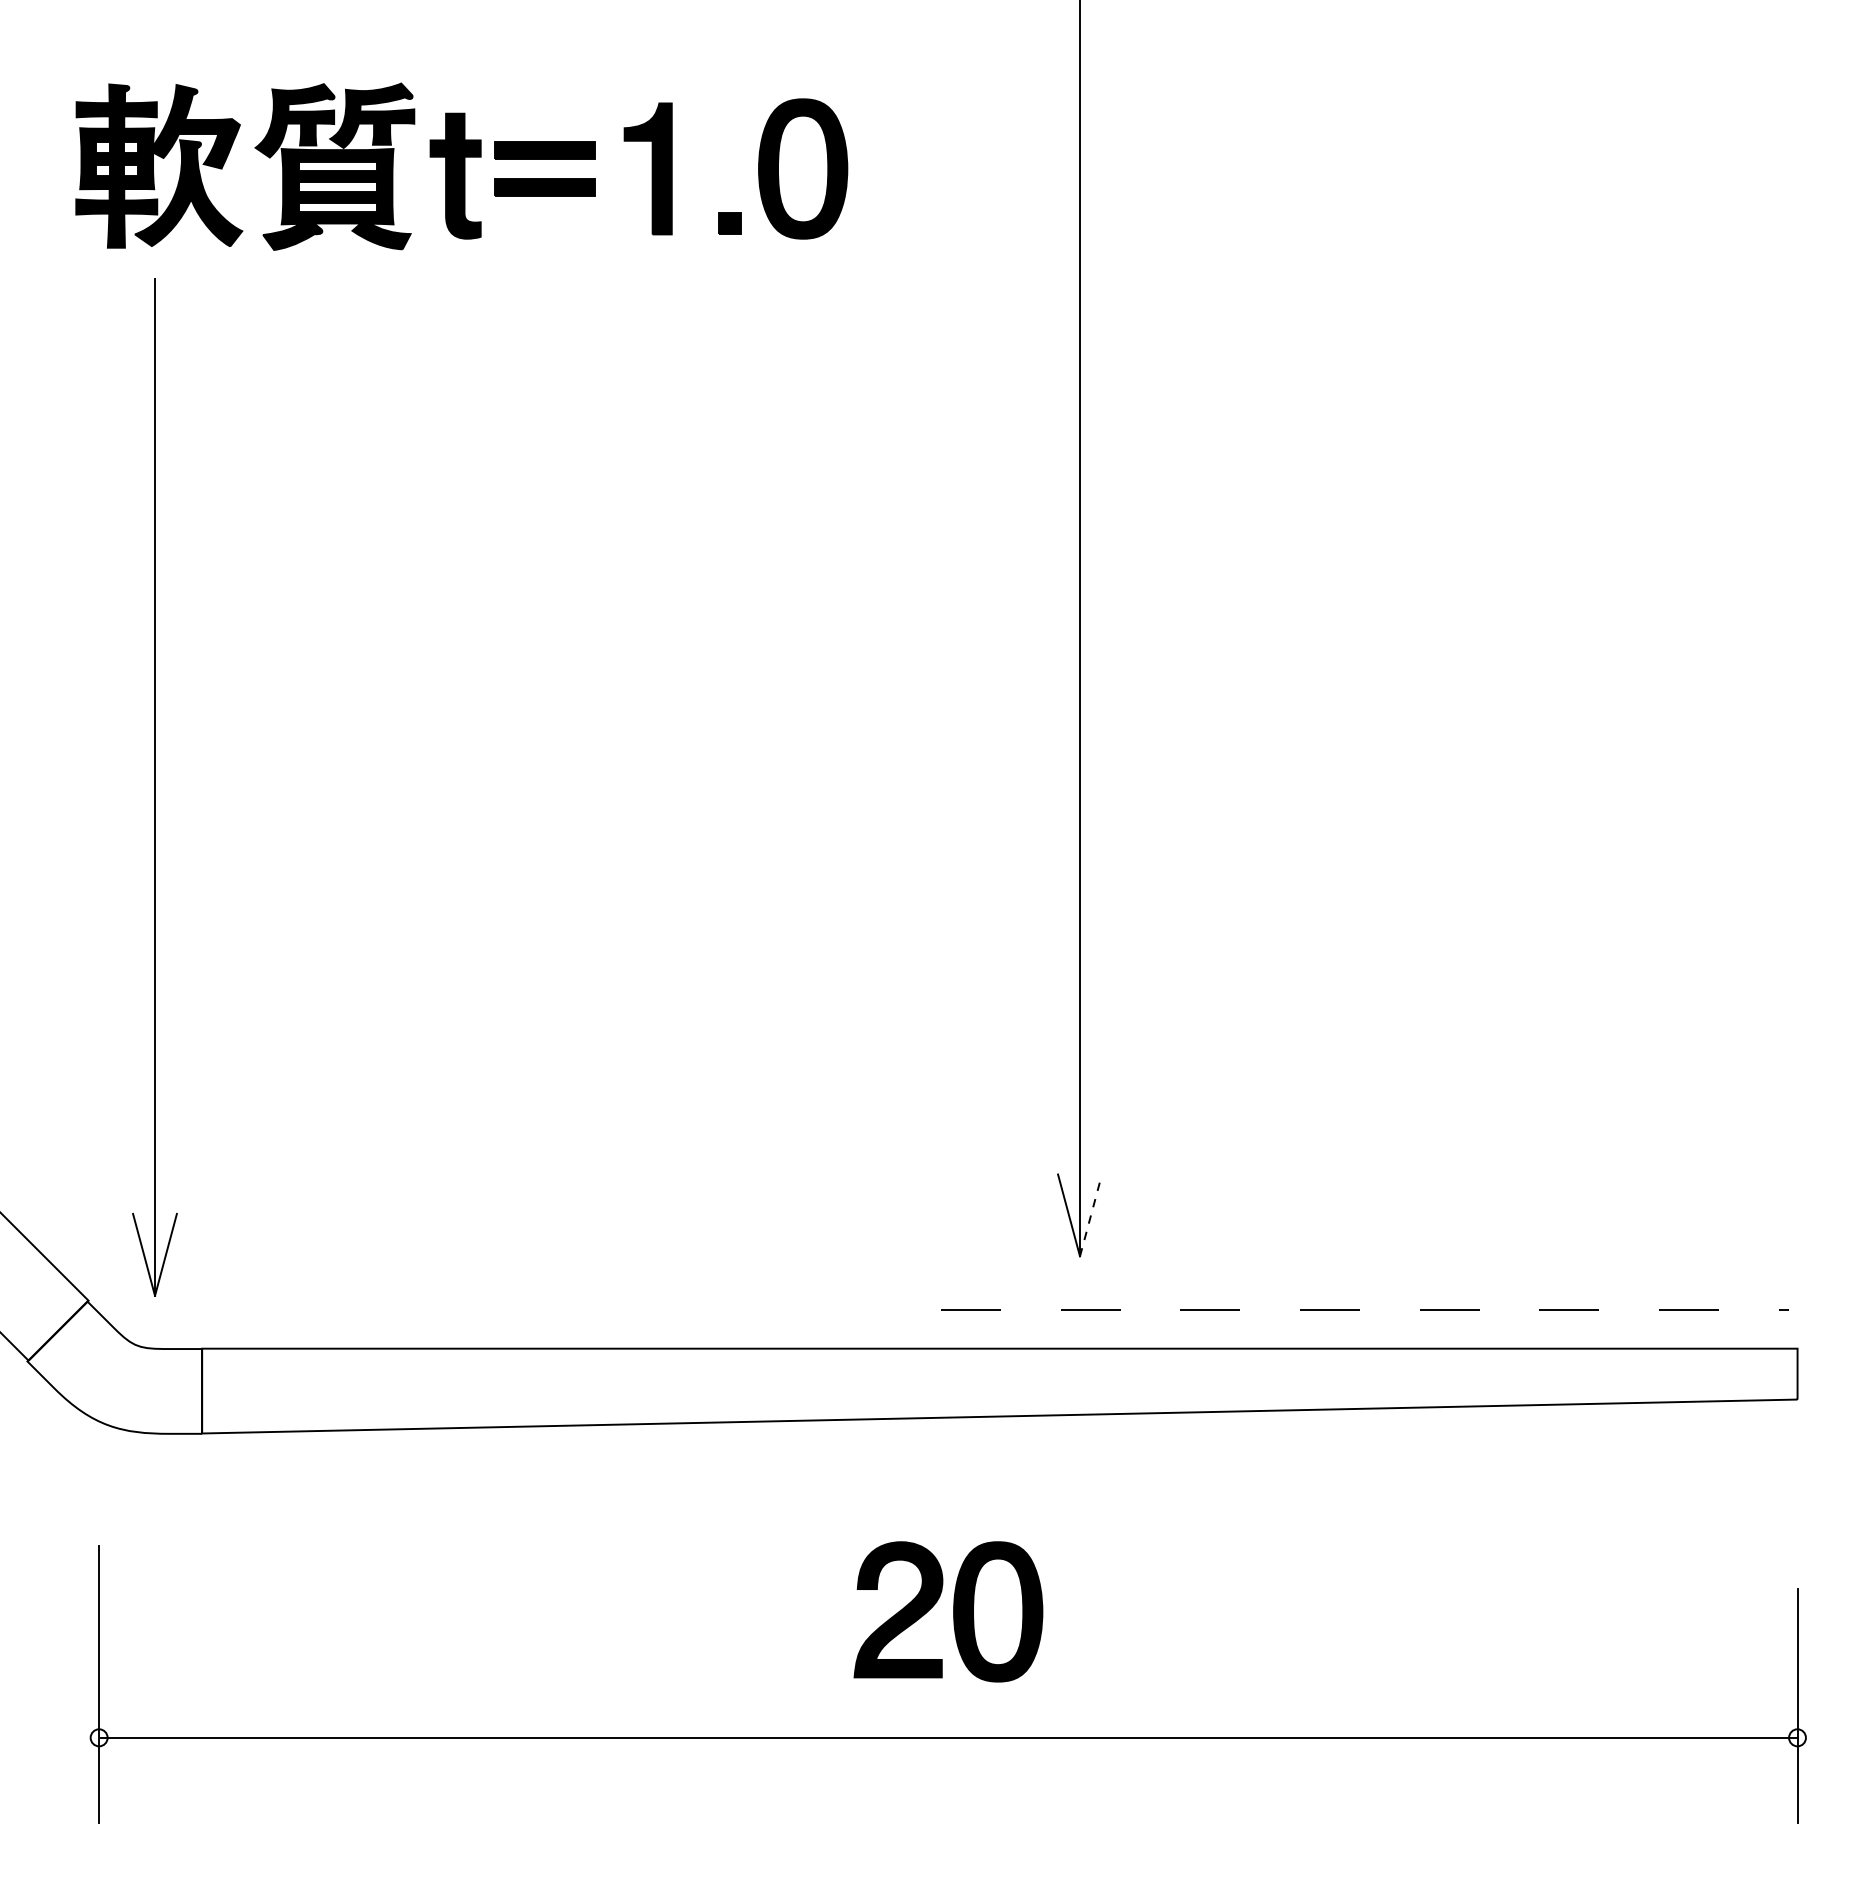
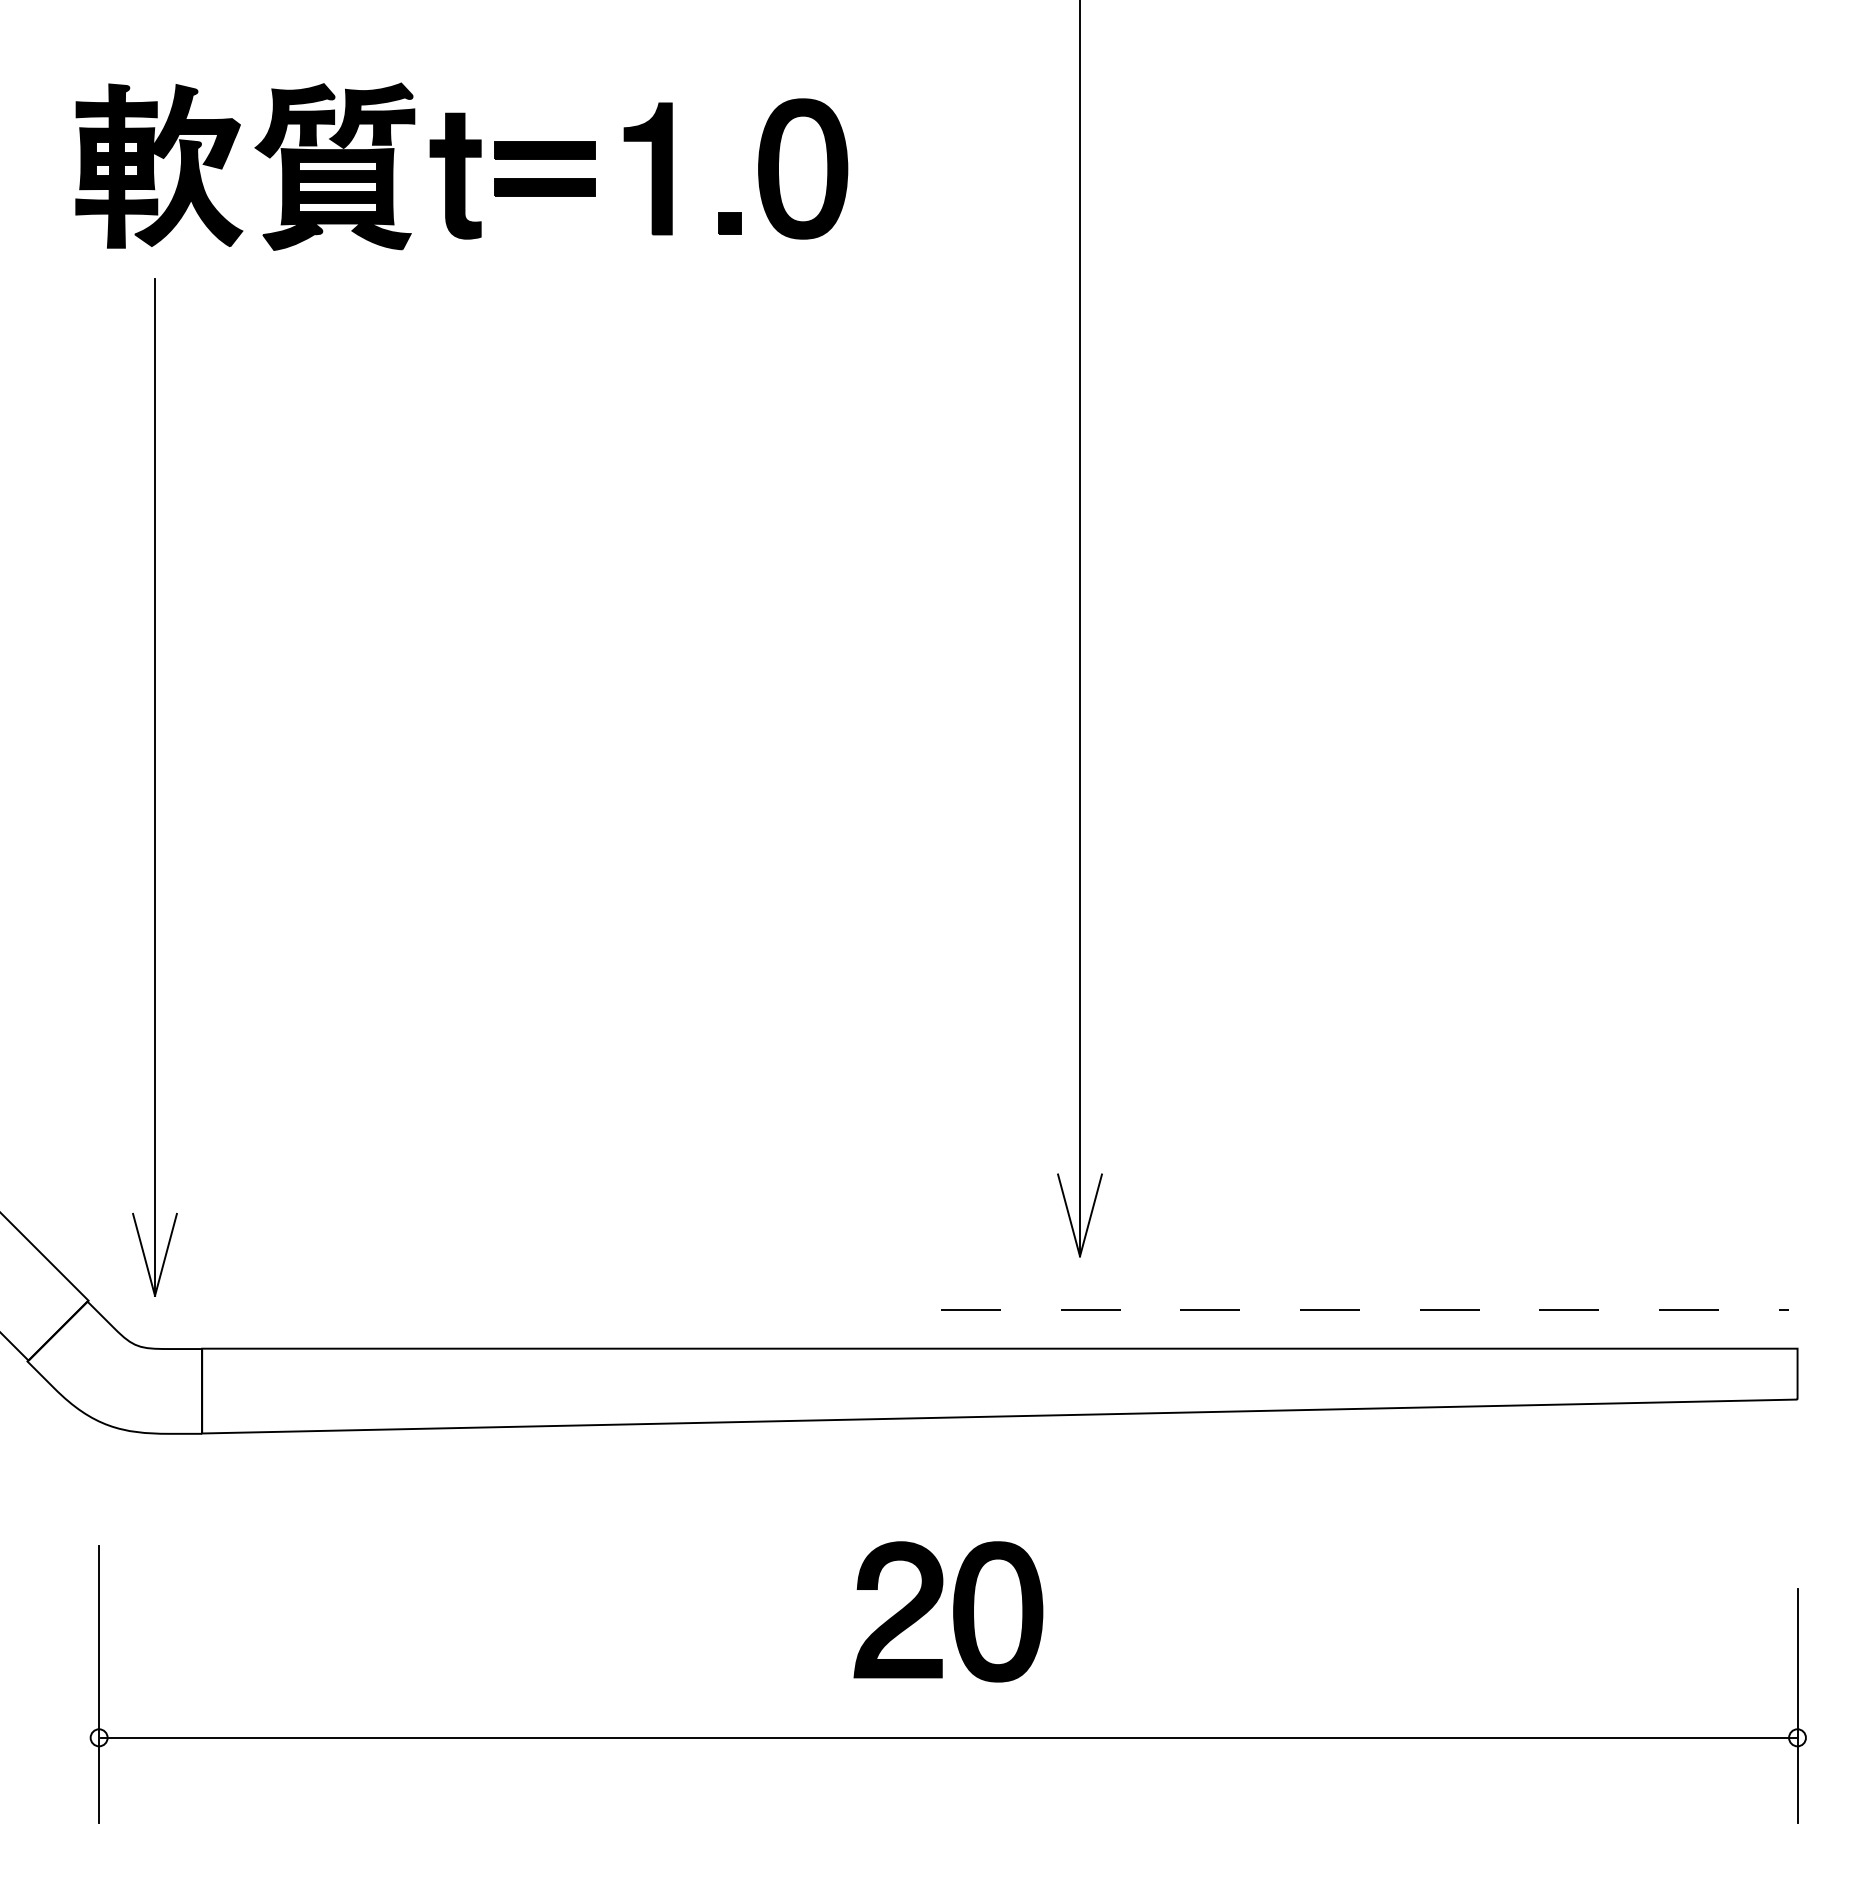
line: dashed -> solid (1091, 1214)
